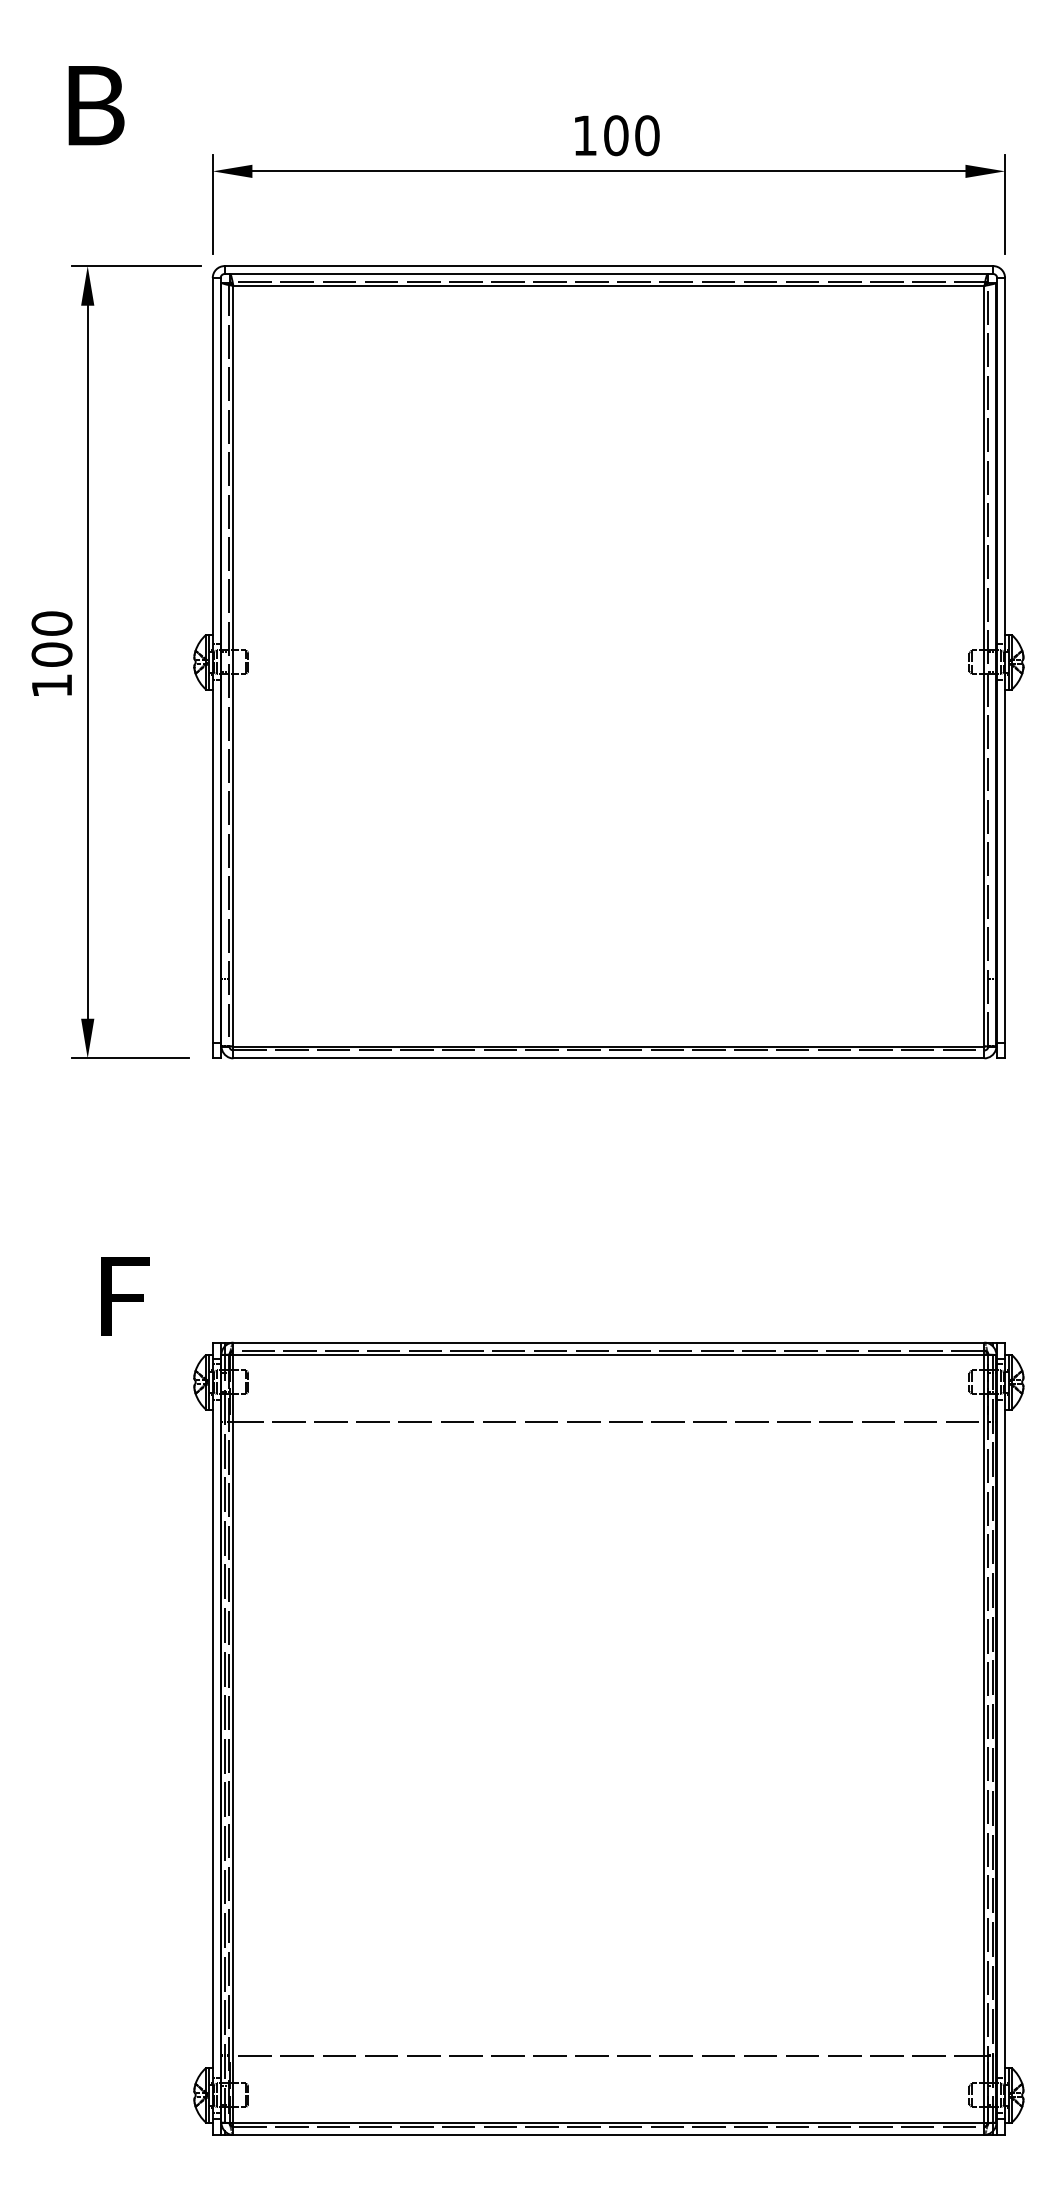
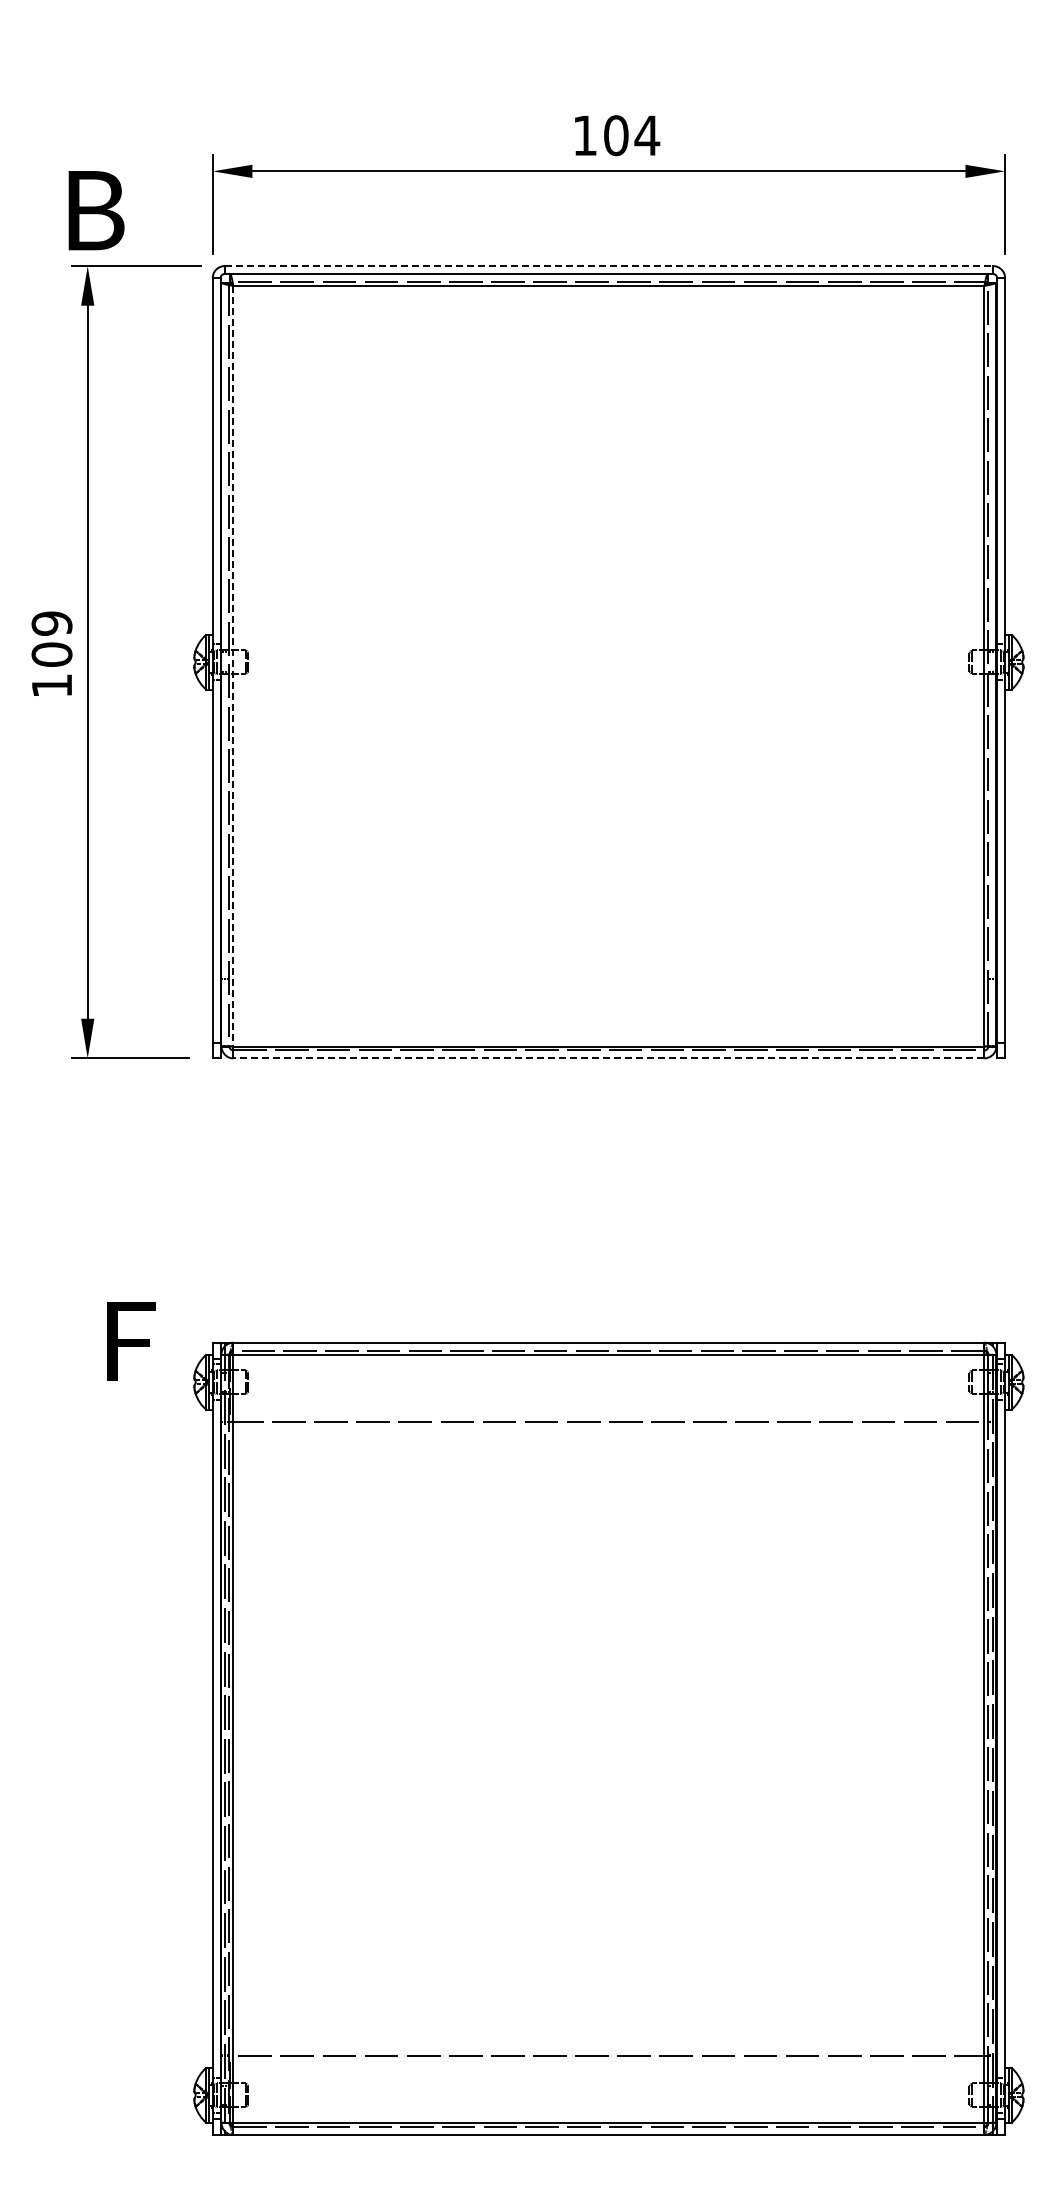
text position: (96, 105) -> (96, 210) (96, 210)
text: 100 -> 104 (647, 135)
line: solid -> dashed (609, 266)
text: 100 -> 109 (51, 623)
line: solid -> dashed (233, 666)
line: solid -> dashed (608, 1058)
text position: (125, 1296) -> (131, 1341) (131, 1341)
